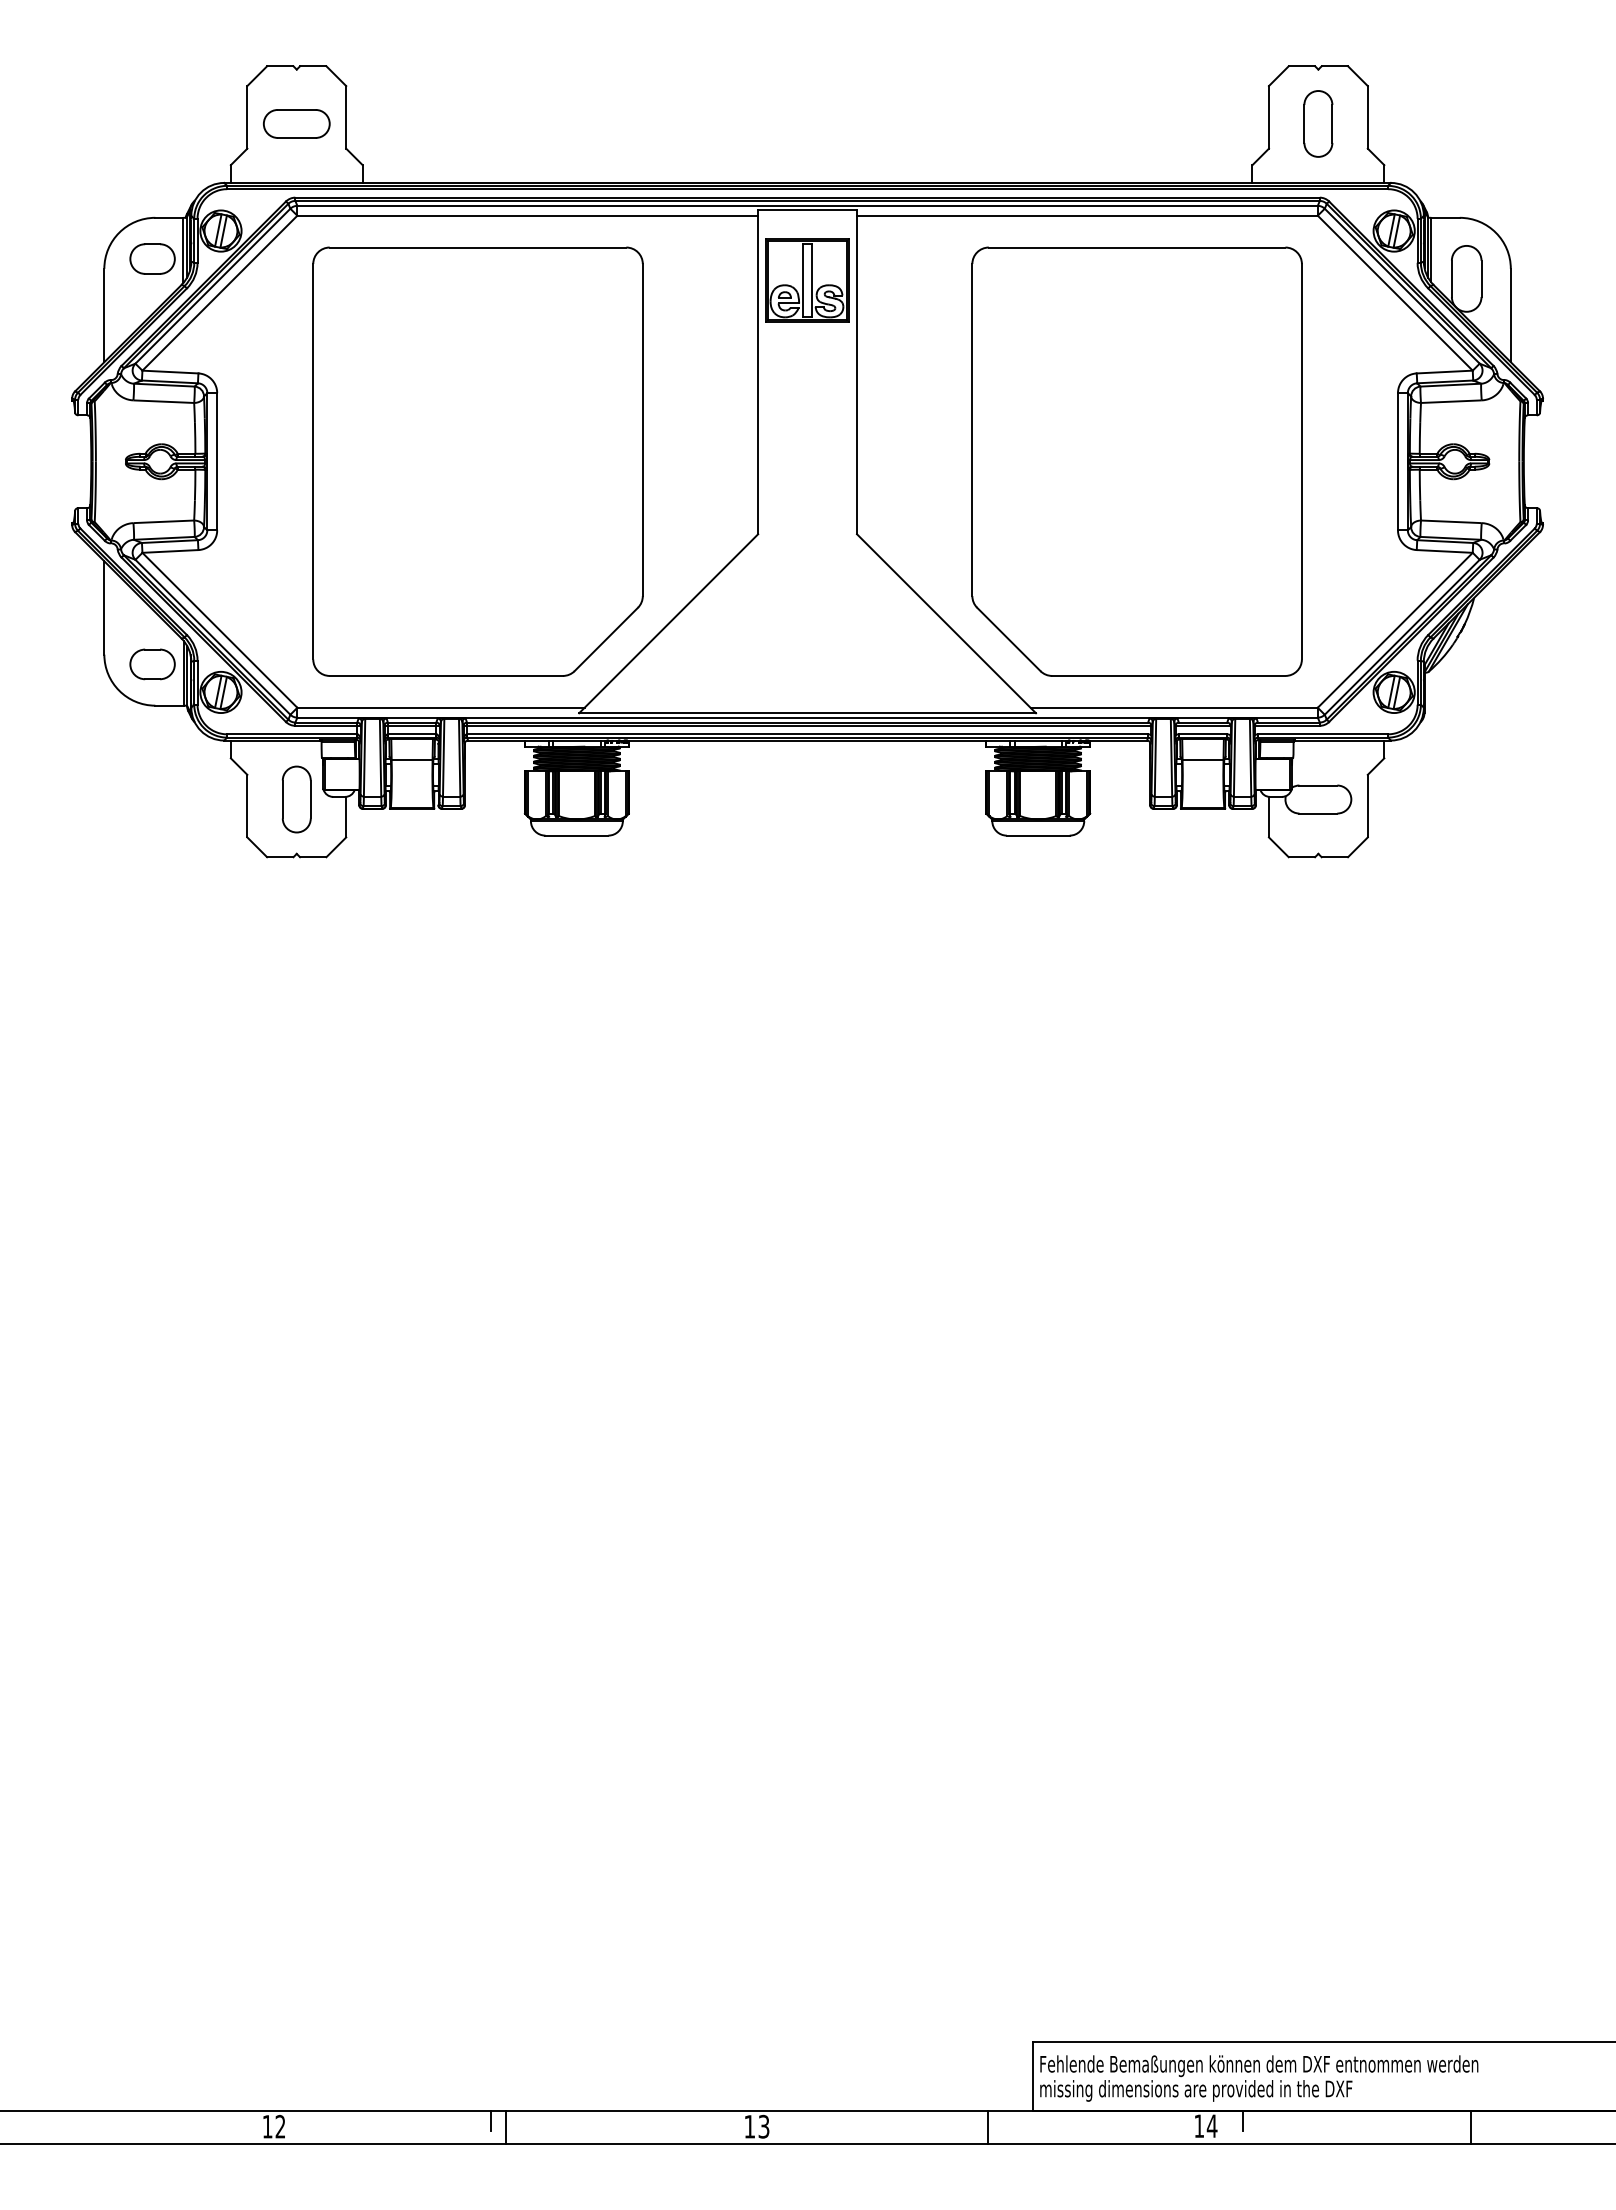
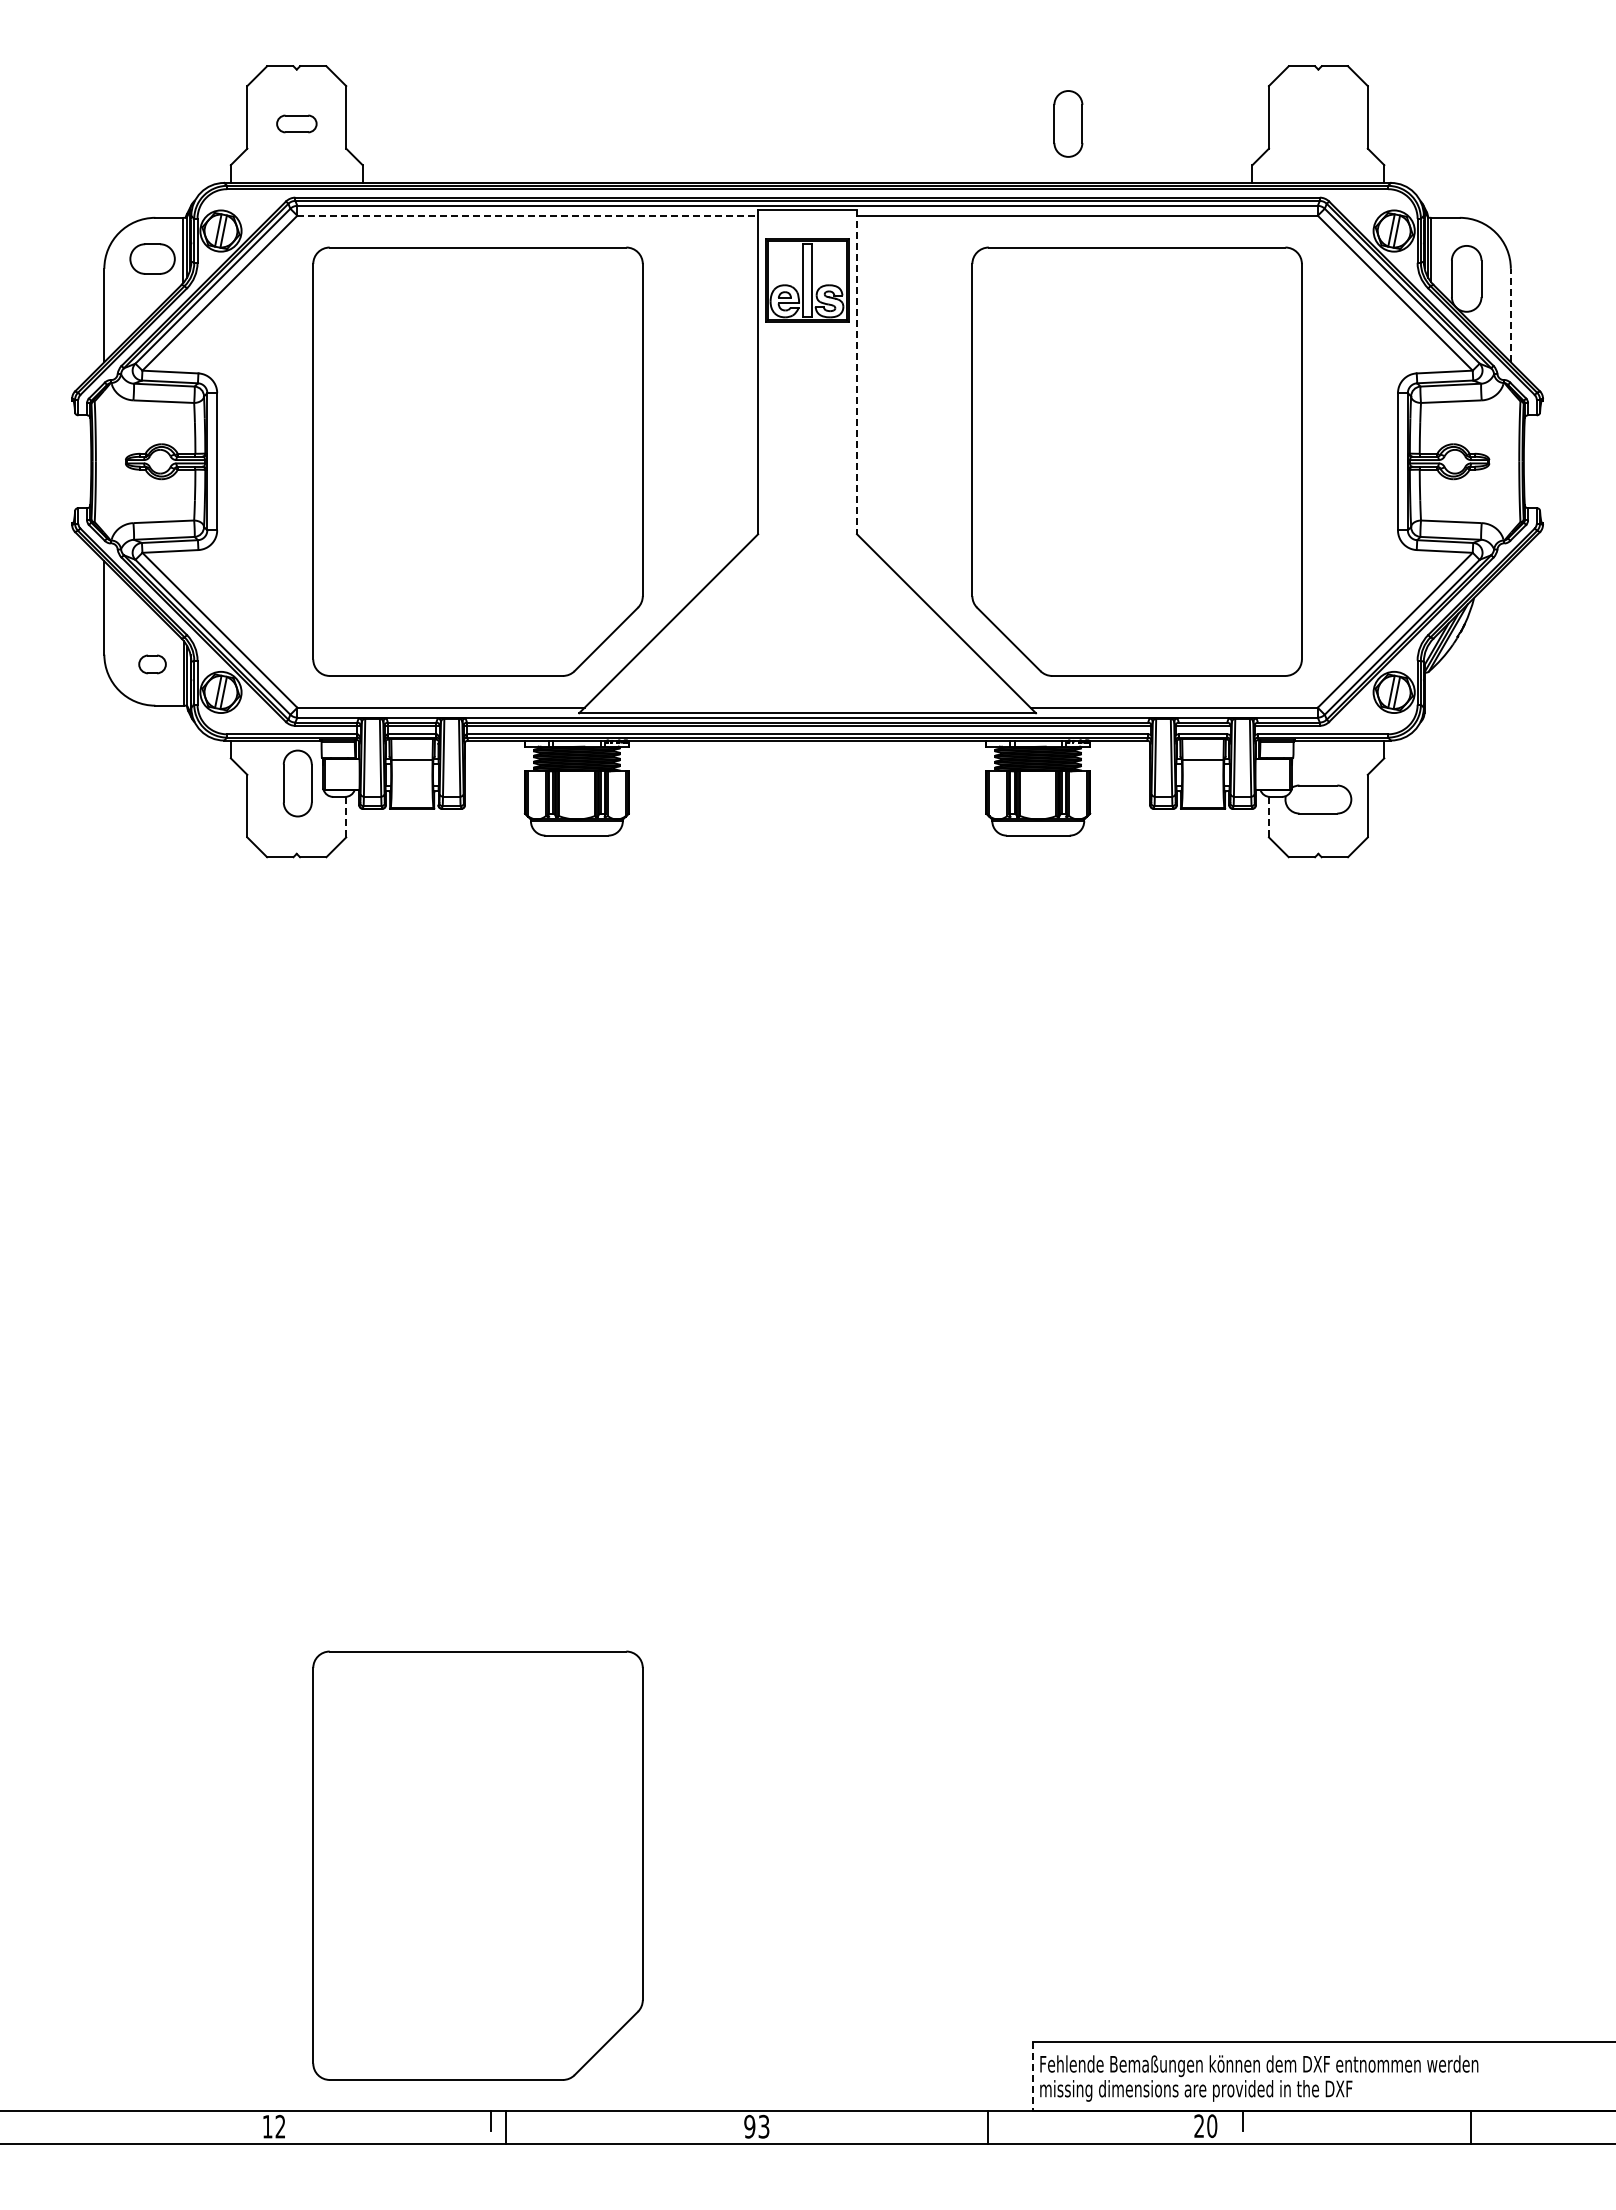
part size: 68x30 px -> 42x20 px (296, 123)
part position: (1318, 123) -> (1068, 123) (1068, 123)
line: solid -> dashed (528, 215)
line: solid -> dashed (1510, 315)
line: solid -> dashed (857, 372)
part size: 47x33 px -> 29x21 px (152, 664)
part position: (296, 799) -> (297, 783) (297, 783)
line: solid -> dashed (346, 816)
line: solid -> dashed (1268, 816)
part: none -> present (477, 1865)
line: solid -> dashed (1033, 2077)
text: 13 -> 93 (749, 2126)
text: 14 -> 20 (1205, 2126)
